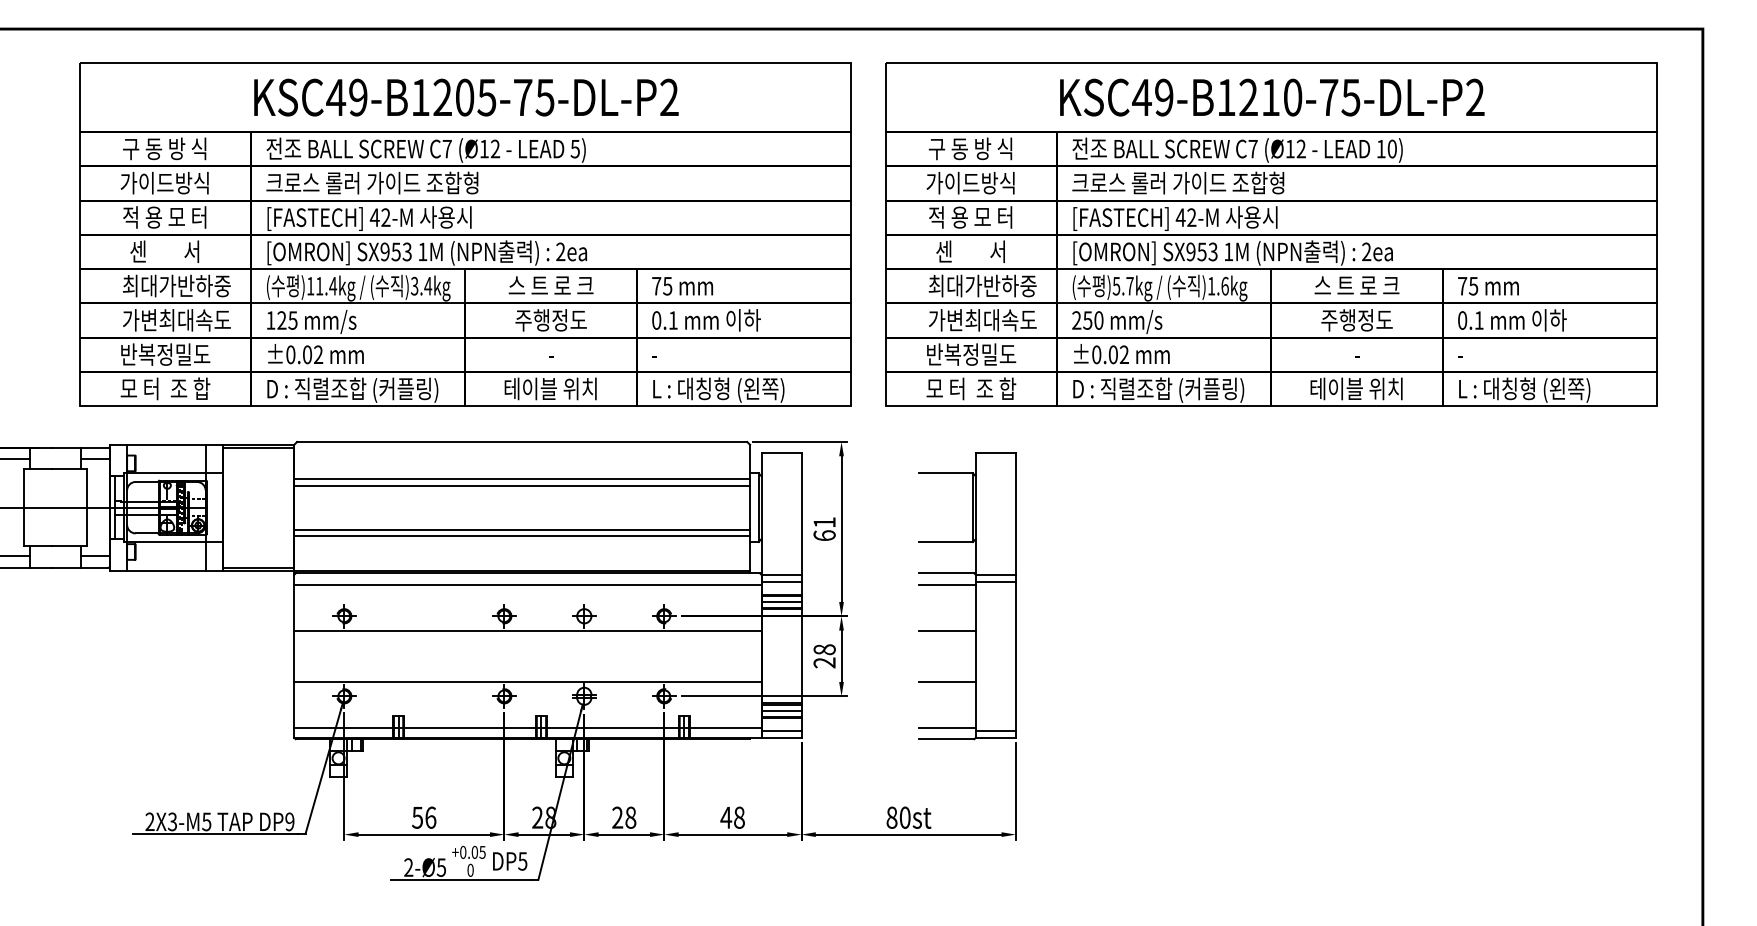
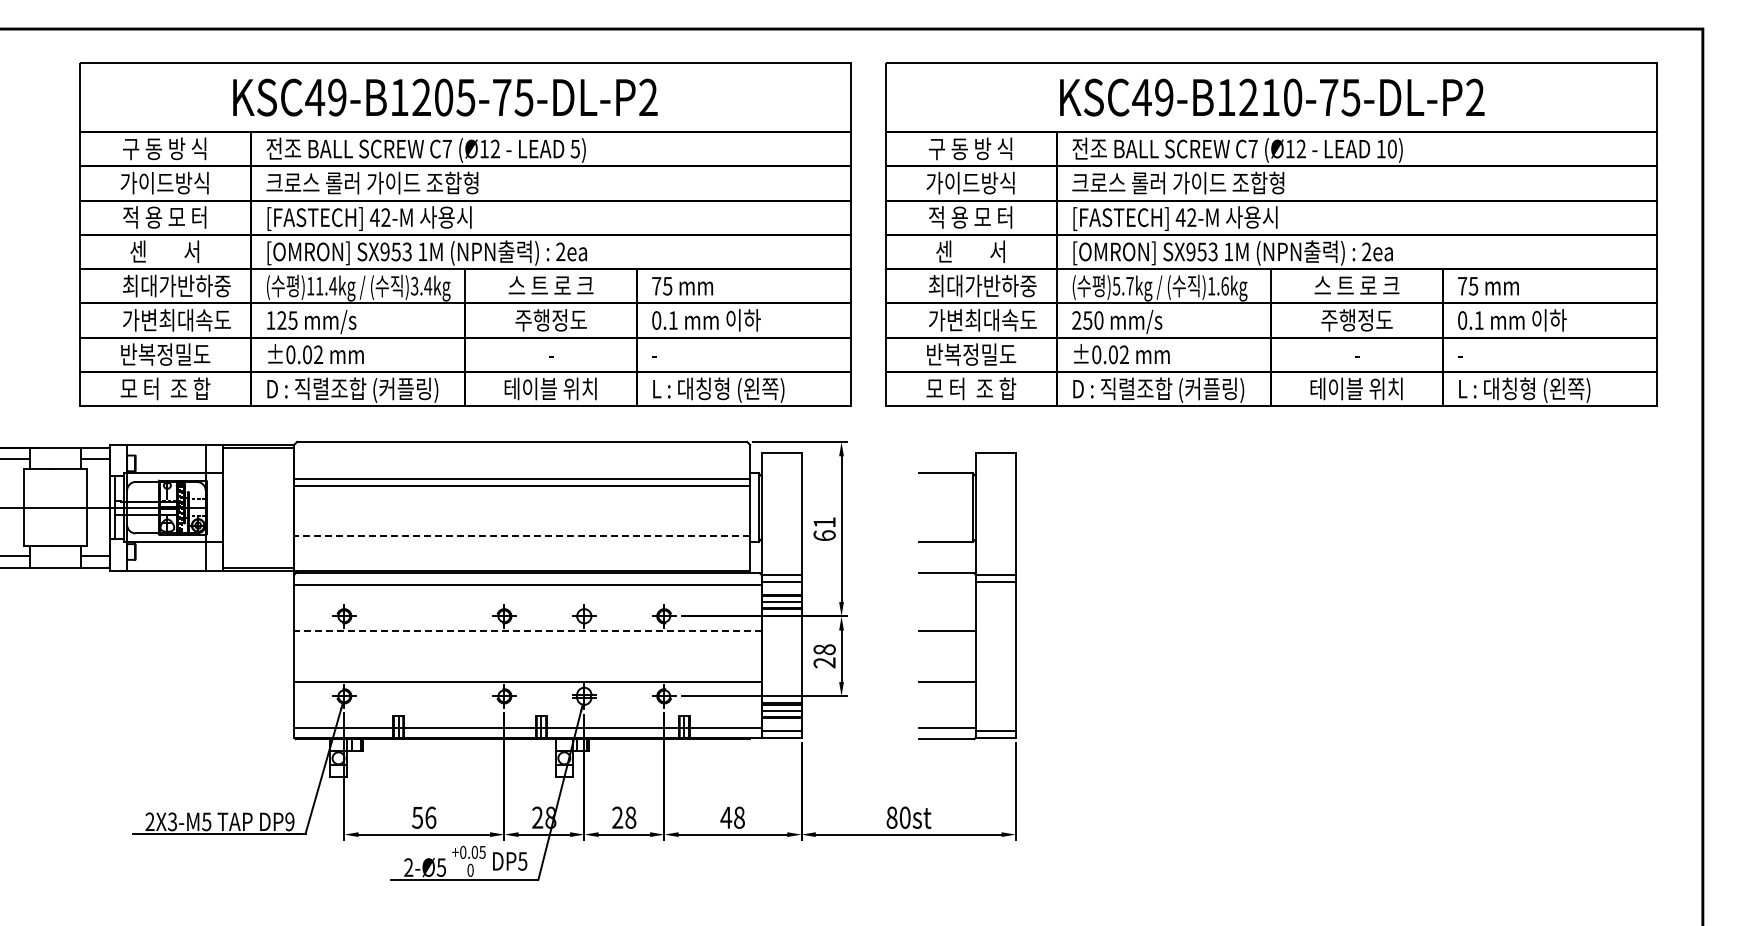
text position: (466, 97) -> (445, 97) (445, 97)
line: present -> none (522, 529)
line: solid -> dashed (522, 536)
line: present -> none (946, 584)
line: solid -> dashed (527, 630)
